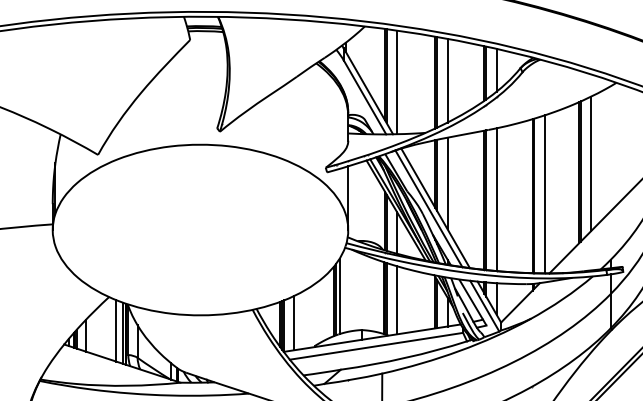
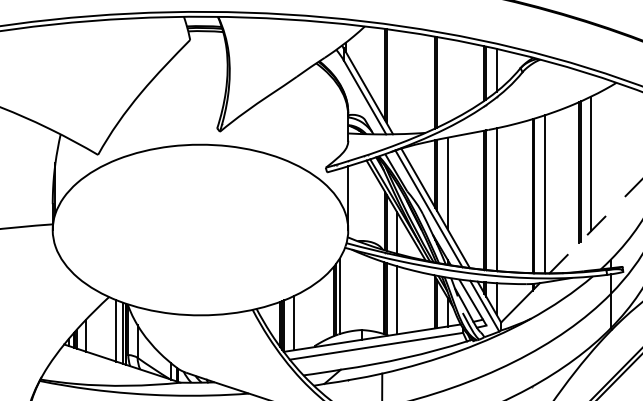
line: present -> none (447, 80)
line: present -> none (397, 82)
line: solid -> dashed (596, 225)
